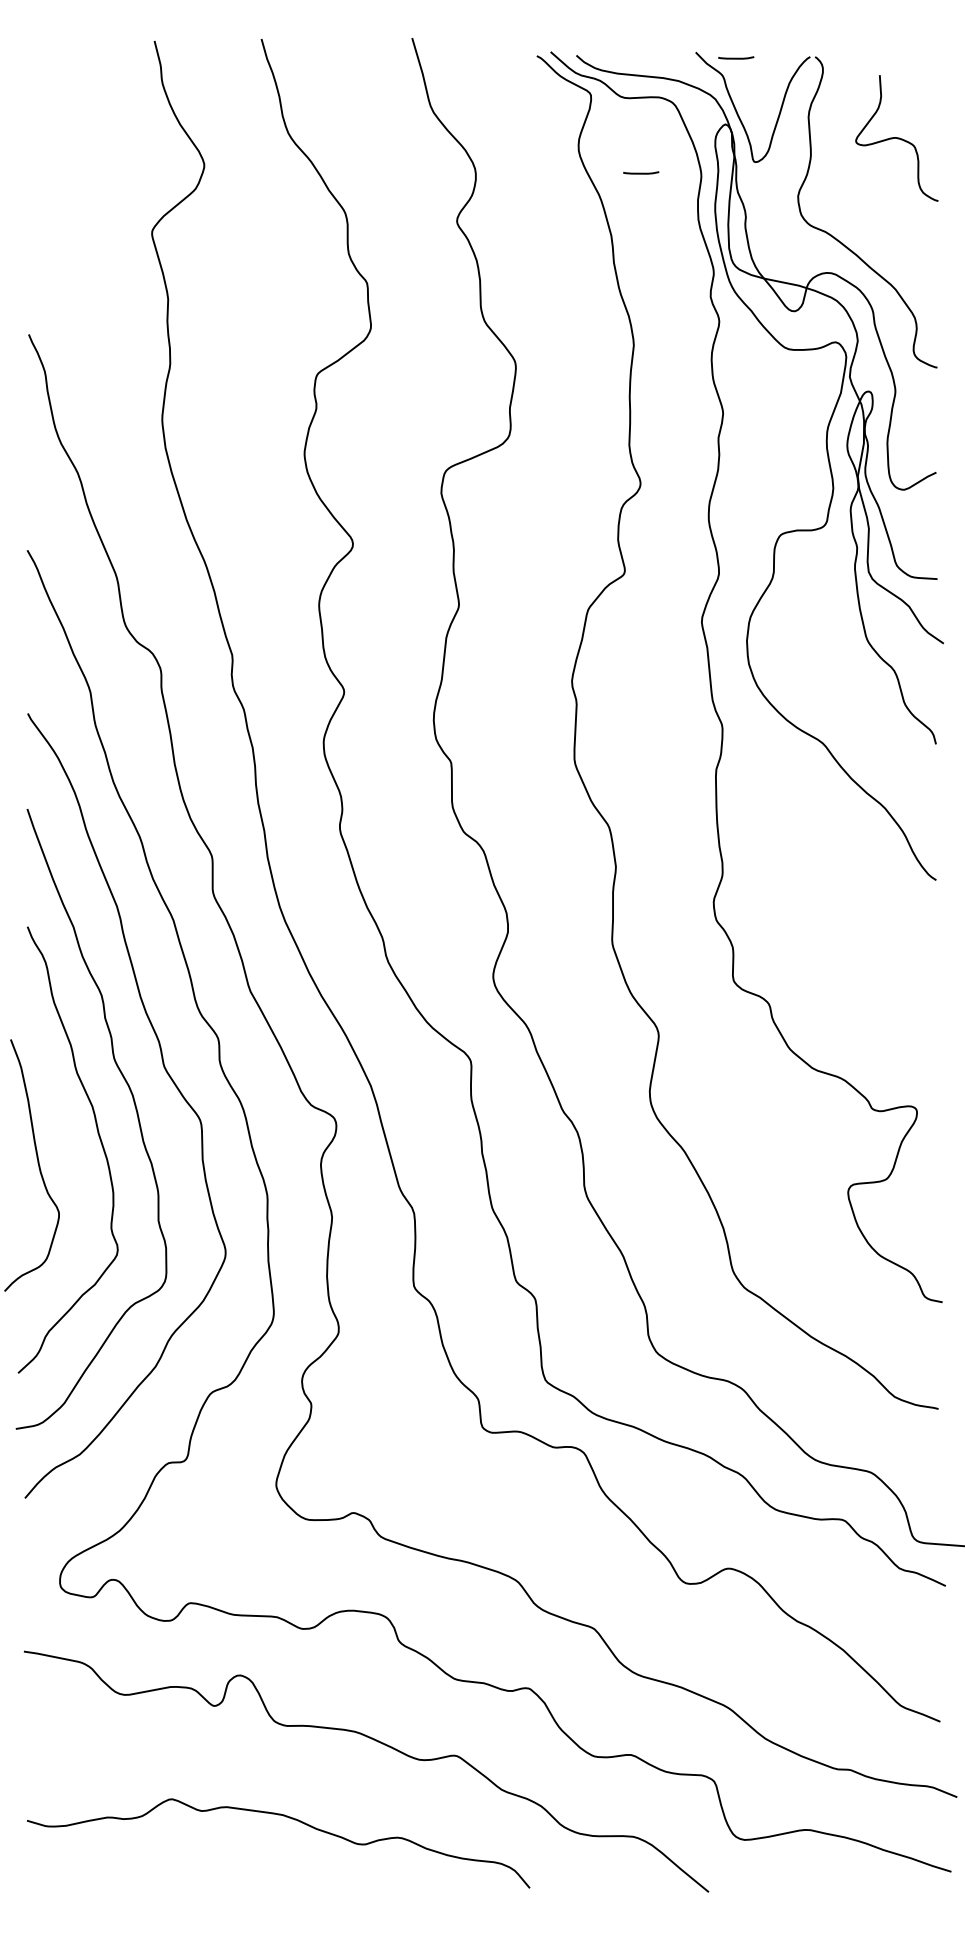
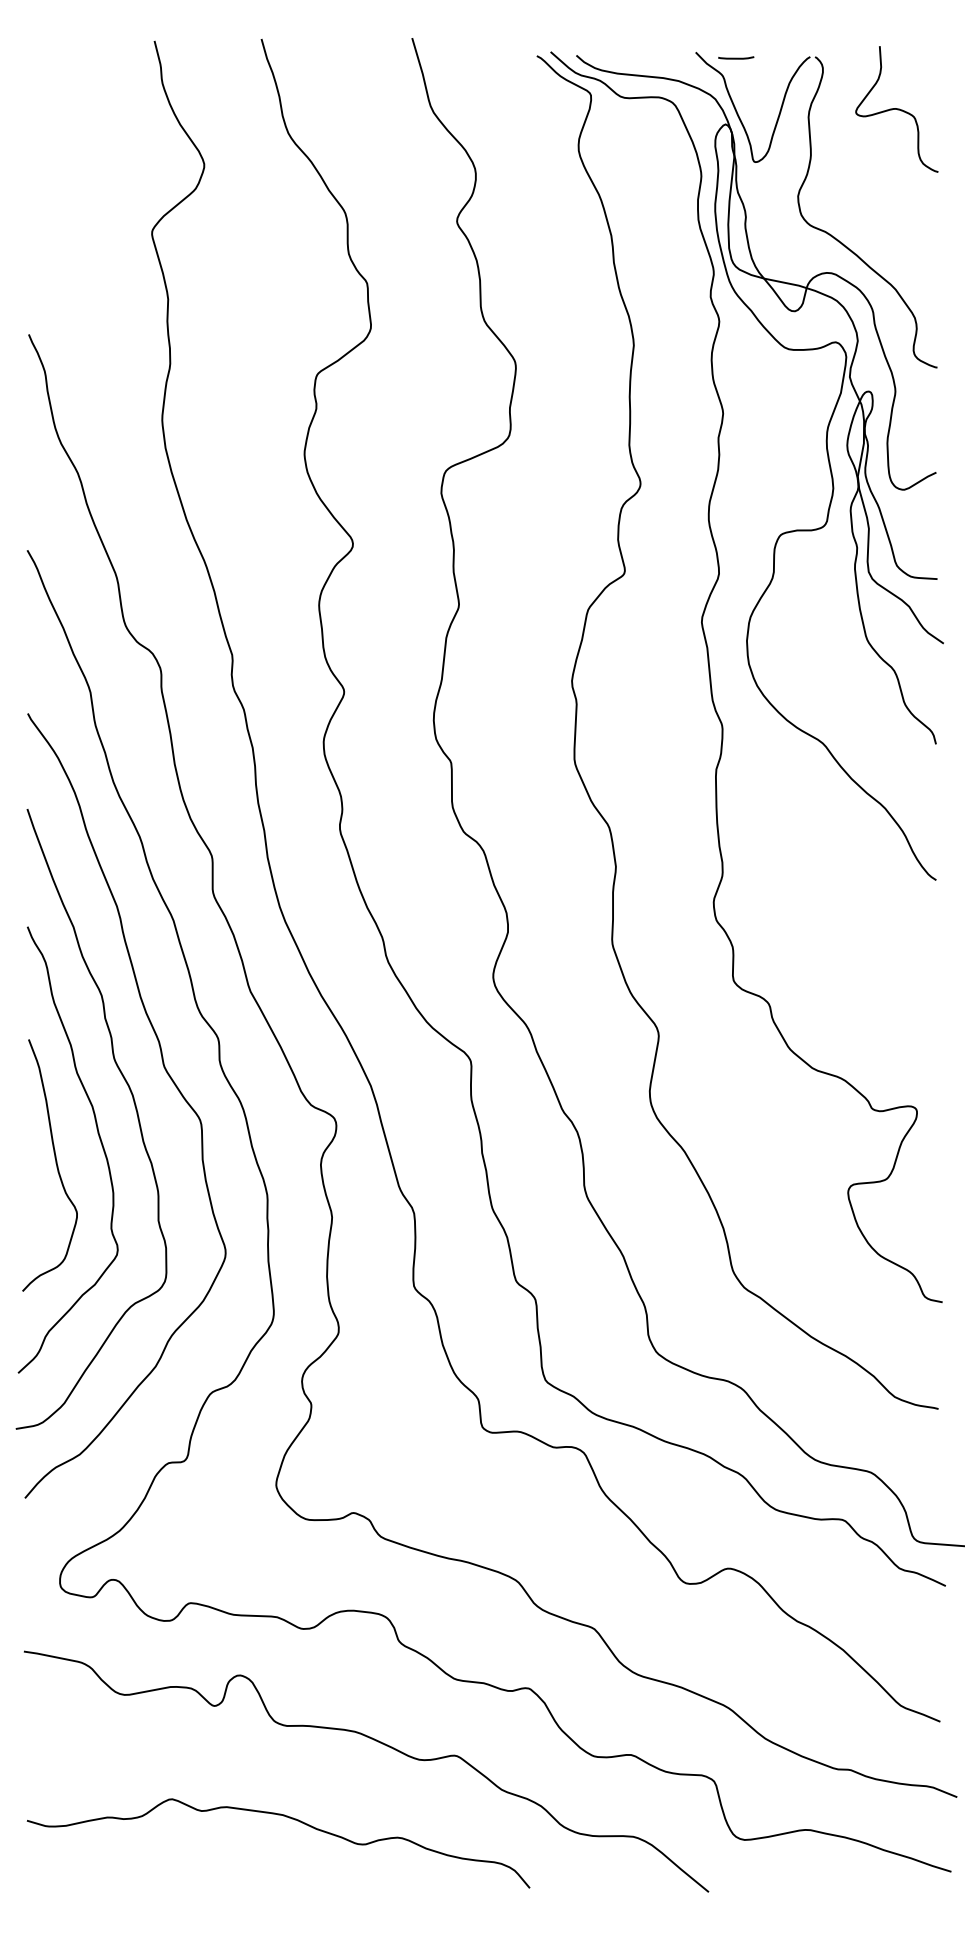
curve position: (896, 138) -> (896, 109) (896, 109)
line: present -> none (641, 172)
curve position: (37, 1163) -> (55, 1163) (55, 1163)
